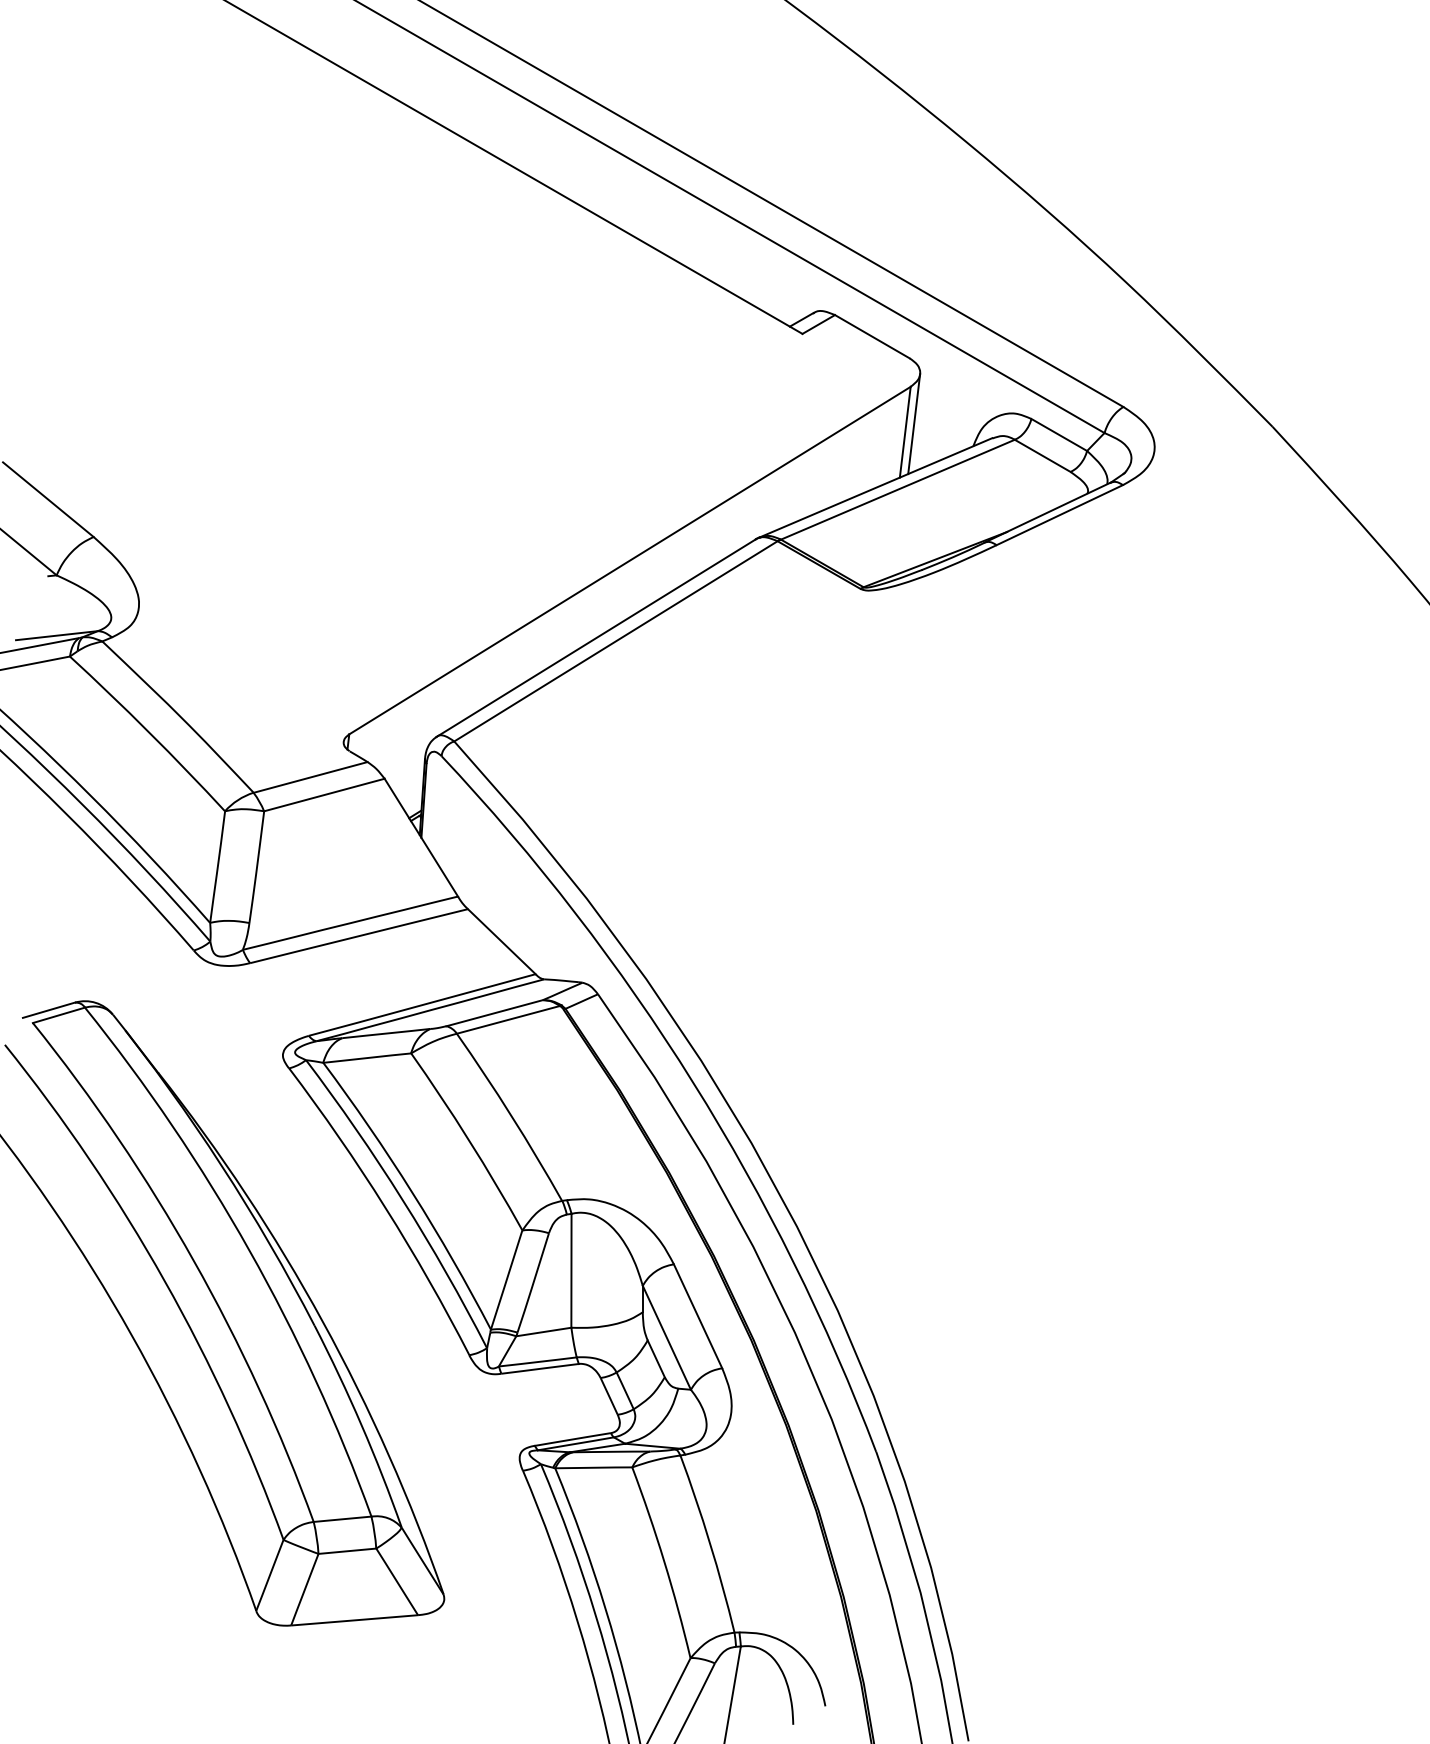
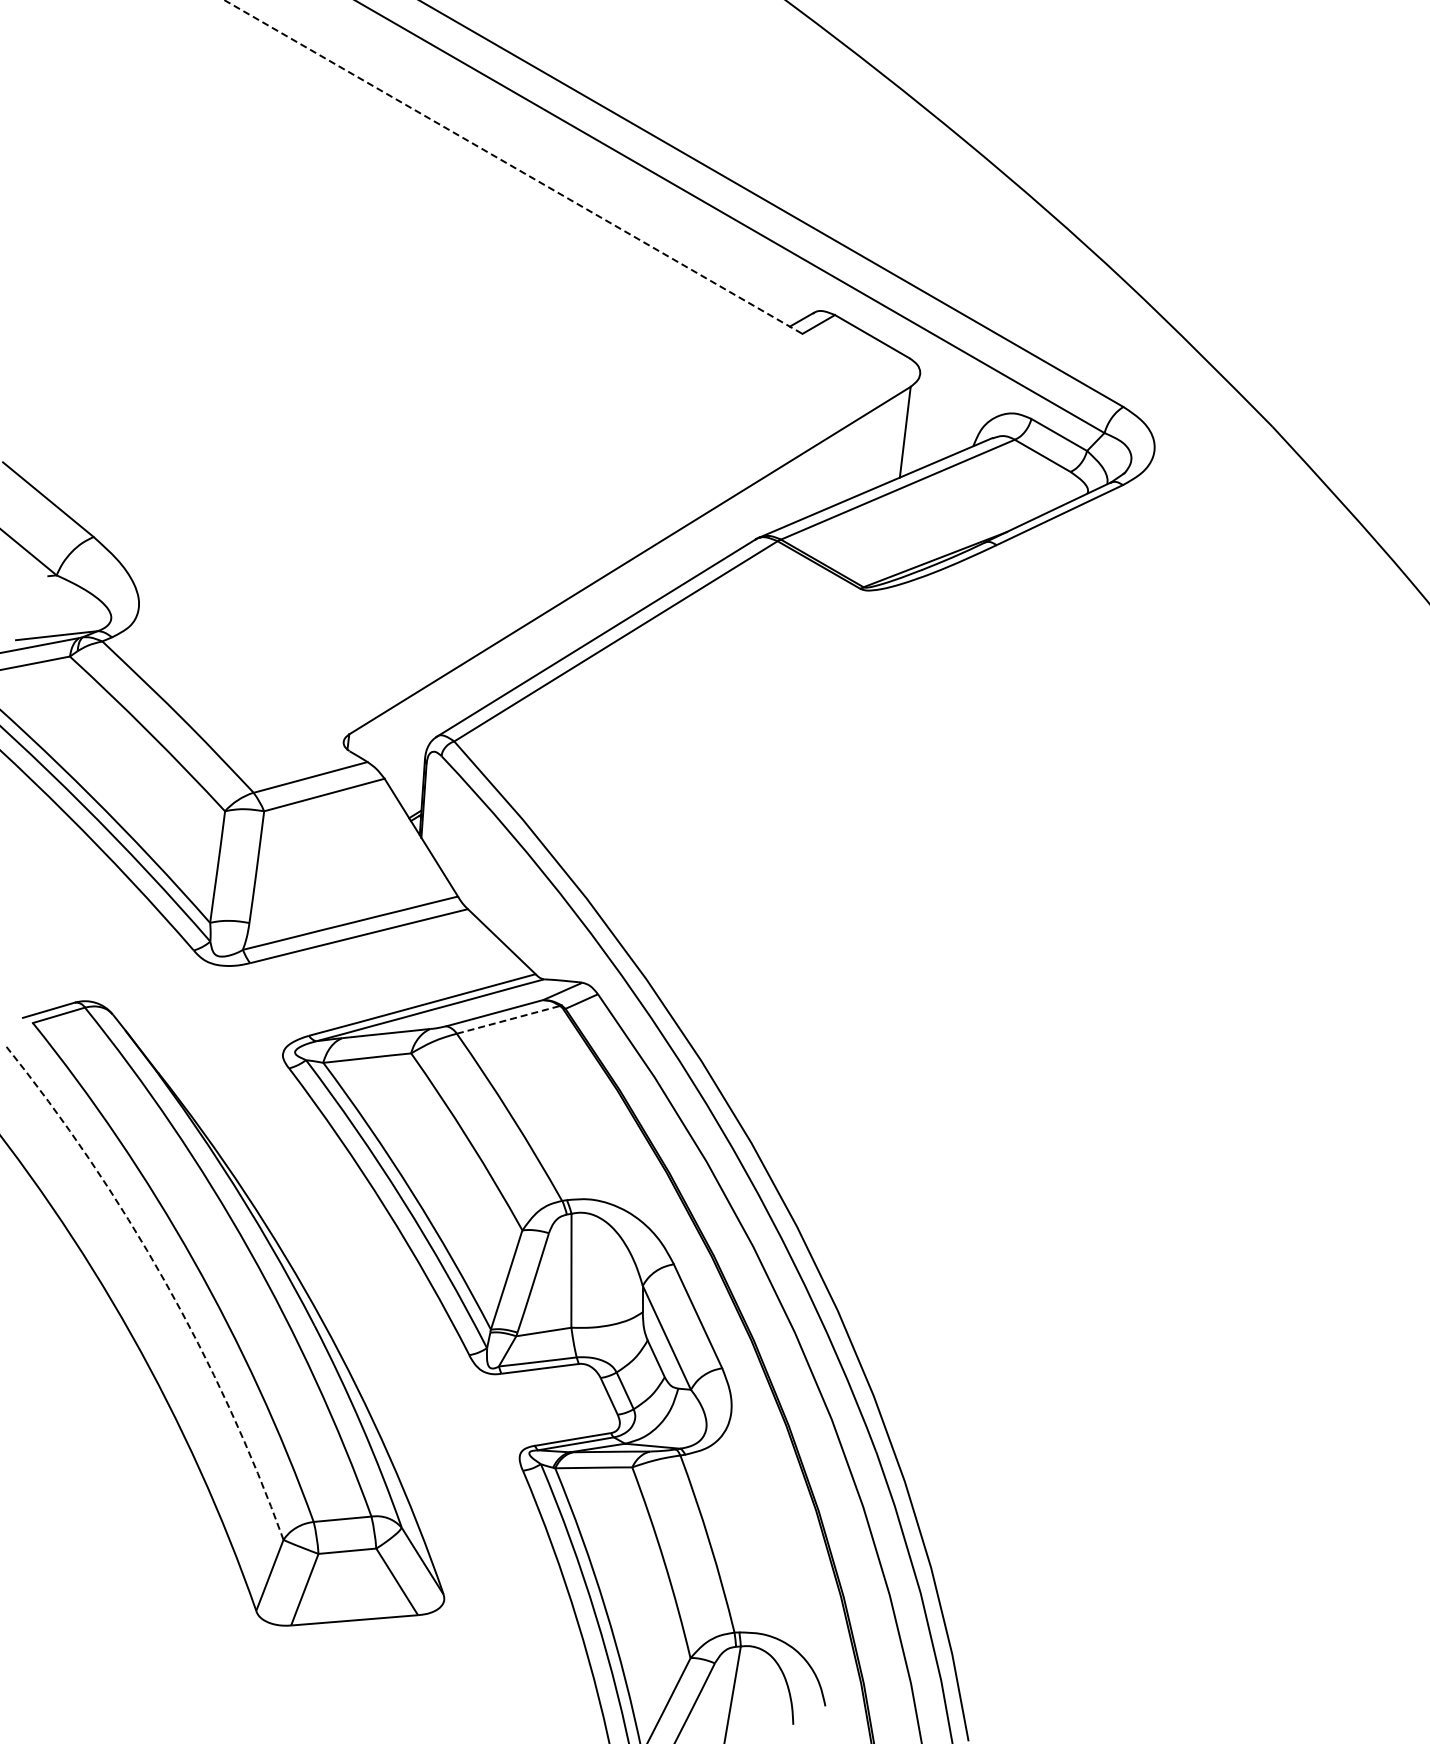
line: solid -> dashed (513, 166)
line: present -> none (914, 424)
line: solid -> dashed (508, 1019)
arc: solid -> dashed (164, 1280)
